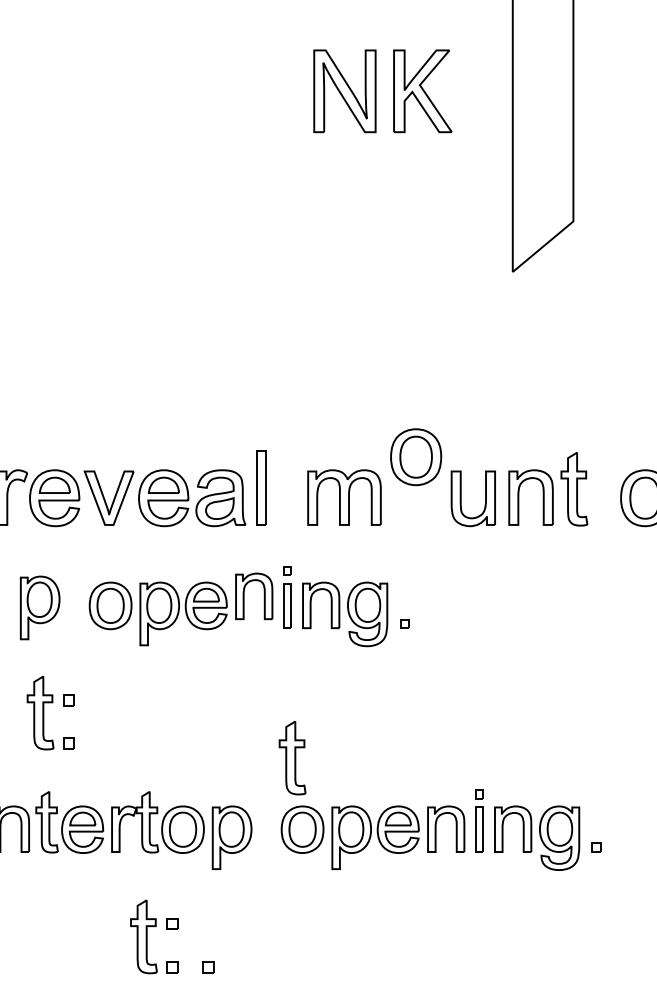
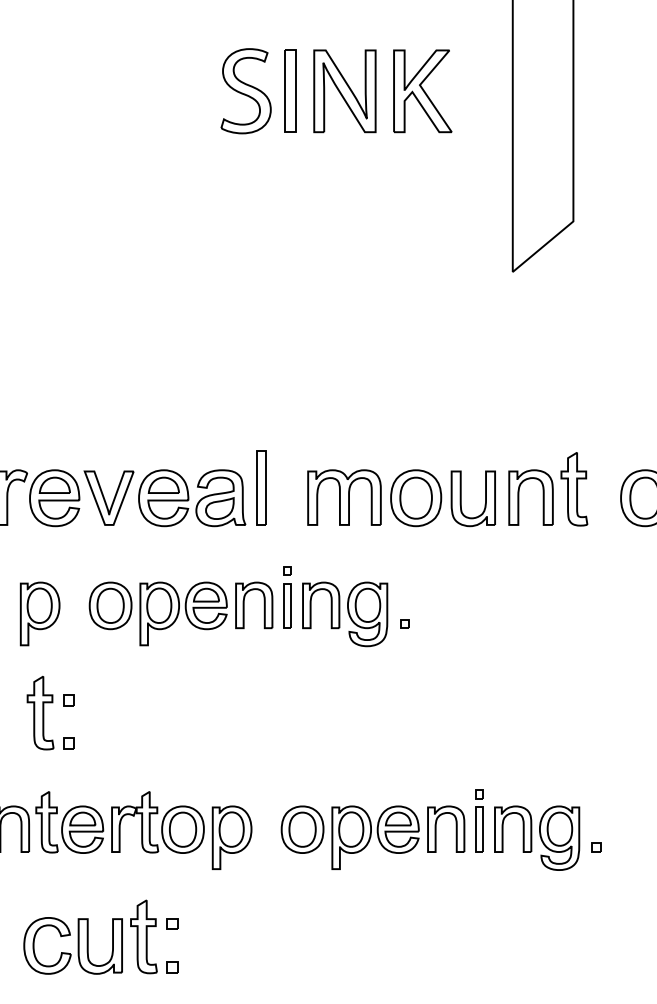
part: none -> present (290, 90)
part: none -> present (245, 91)
part position: (416, 457) -> (416, 498) (416, 498)
part position: (263, 596) -> (263, 605) (263, 605)
part position: (39, 607) -> (39, 613) (39, 613)
part: present -> none (292, 757)
part: none -> present (72, 945)
part: present -> none (208, 967)
